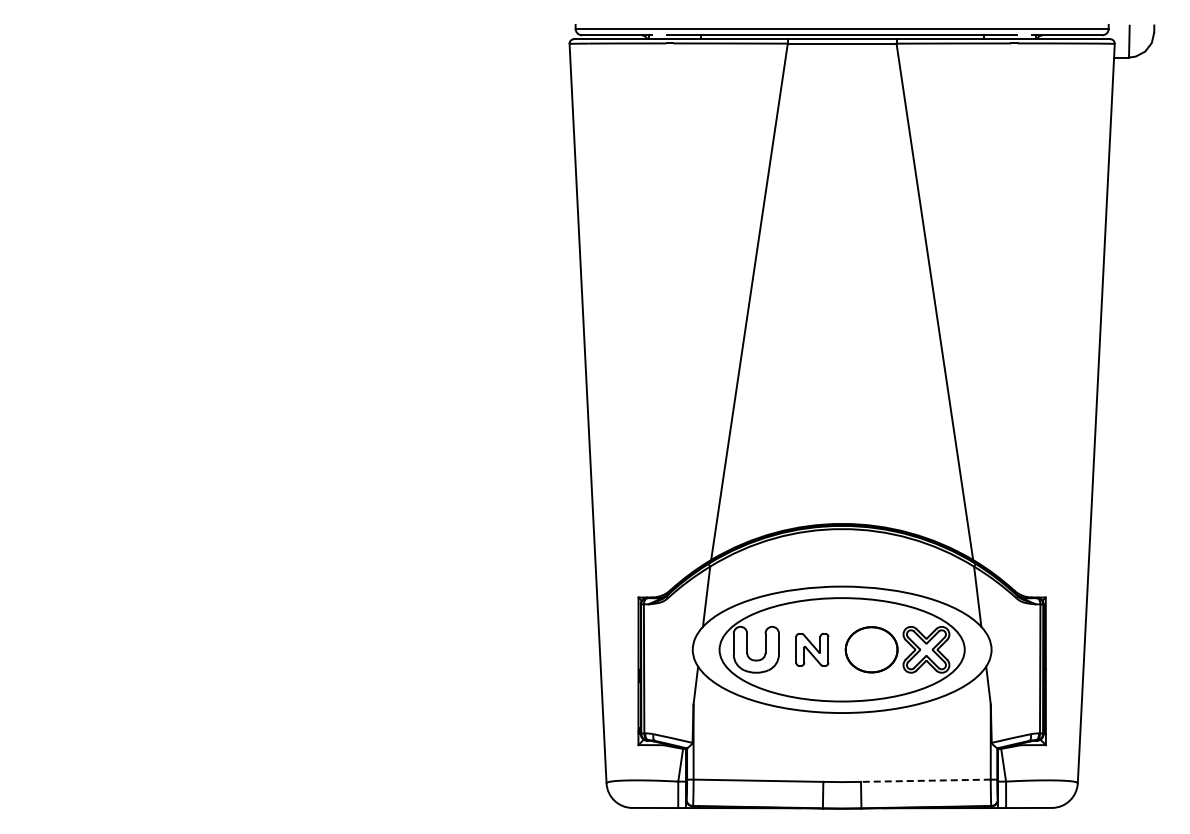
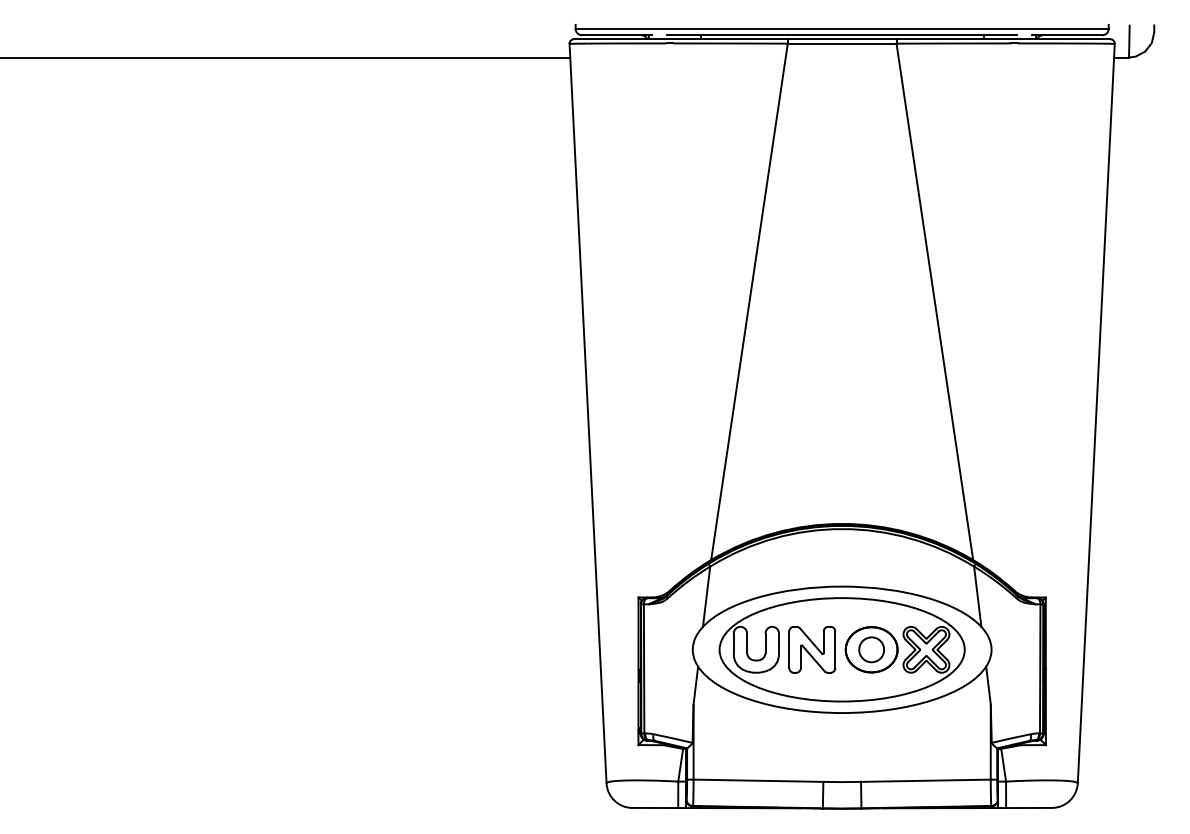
line: none -> present (286, 57)
part size: 35x34 px -> 49x48 px (812, 649)
circle: none -> present (871, 649)
line: dashed -> solid (925, 780)
